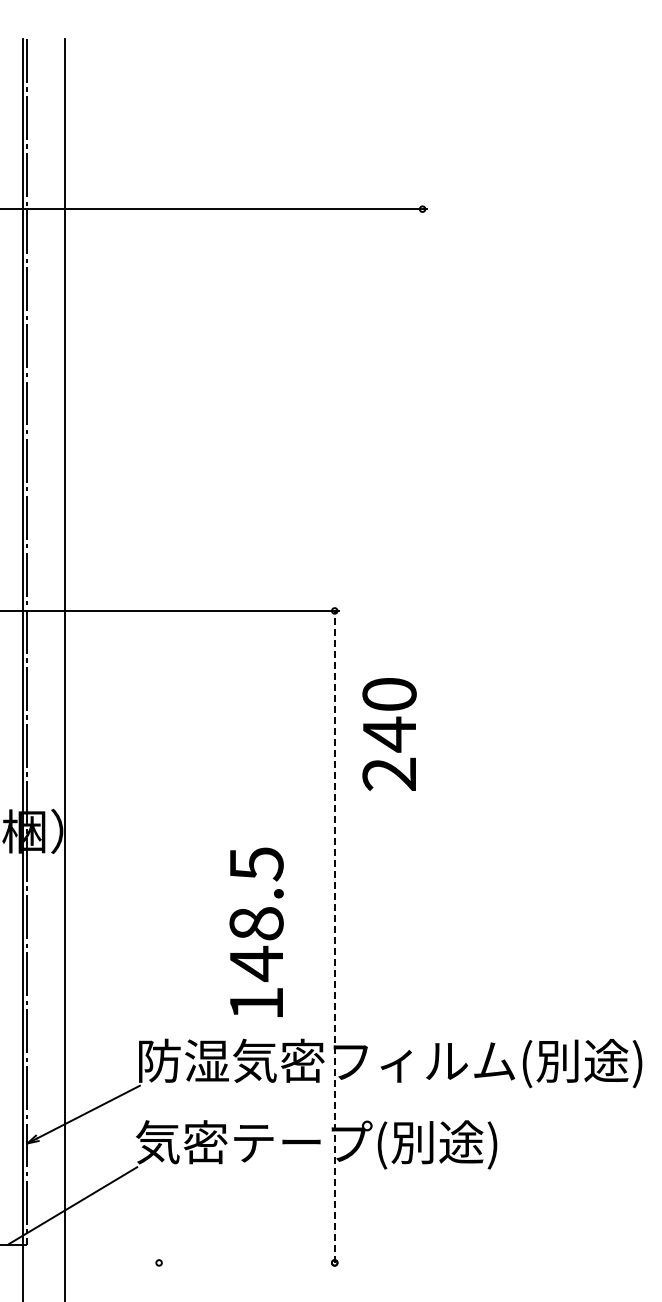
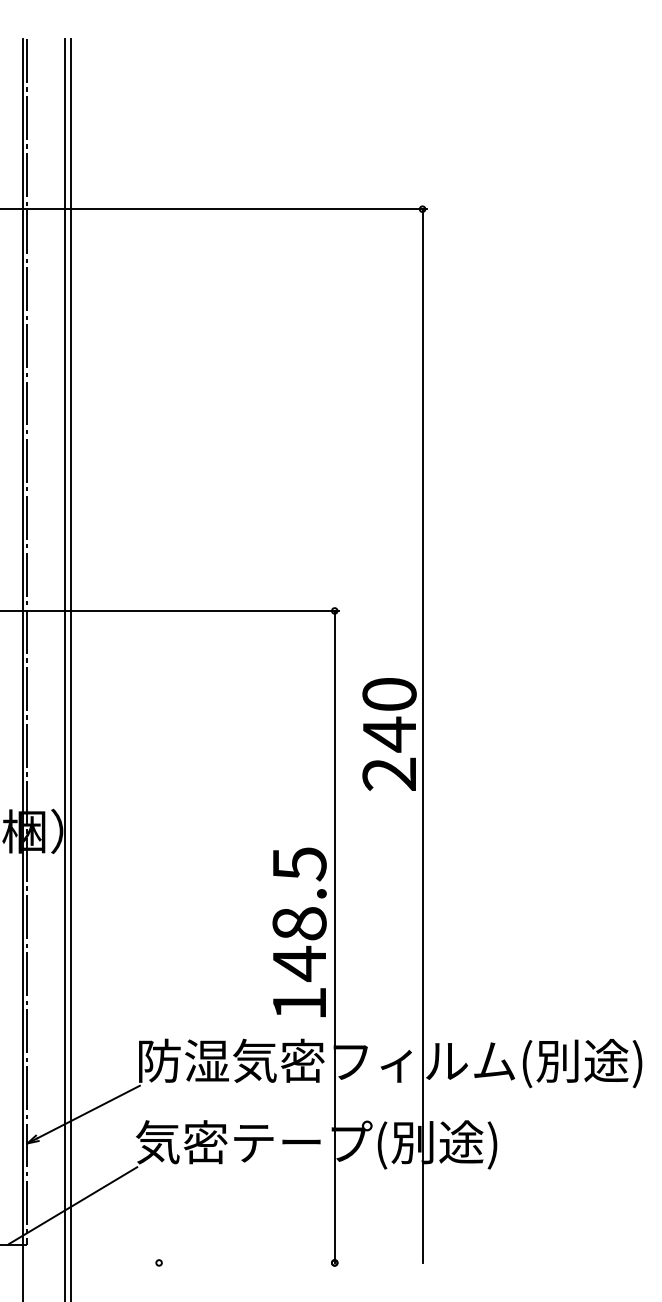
line: none -> present (71, 668)
line: none -> present (422, 735)
text position: (256, 931) -> (299, 931) (299, 931)
line: dashed -> solid (334, 936)
